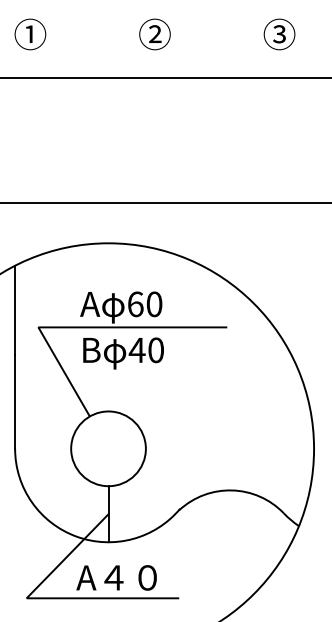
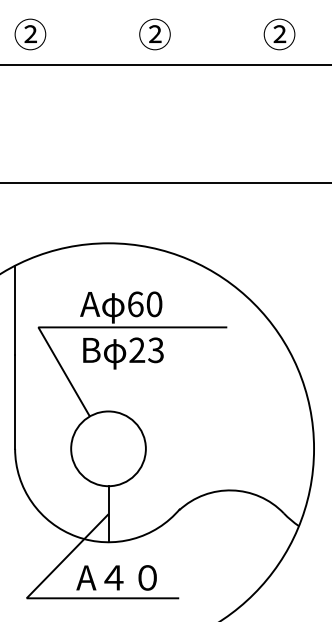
text: ① -> ② (30, 33)
text: ③ -> ② (279, 34)
line position: (165, 78) -> (165, 65) (165, 65)
line position: (165, 202) -> (165, 182) (165, 182)
text: 40 -> 23 (145, 350)
